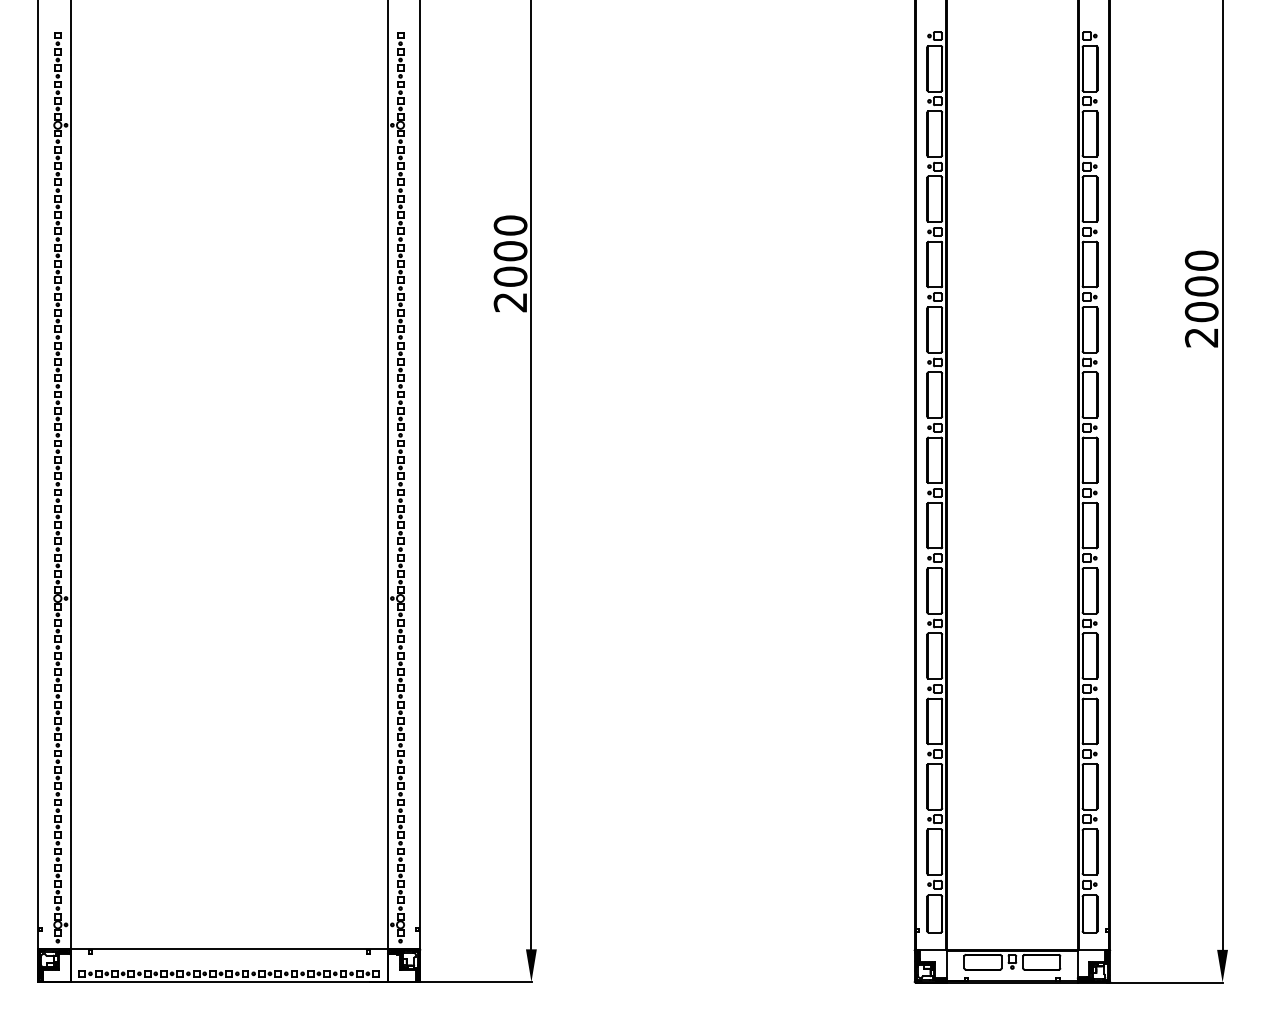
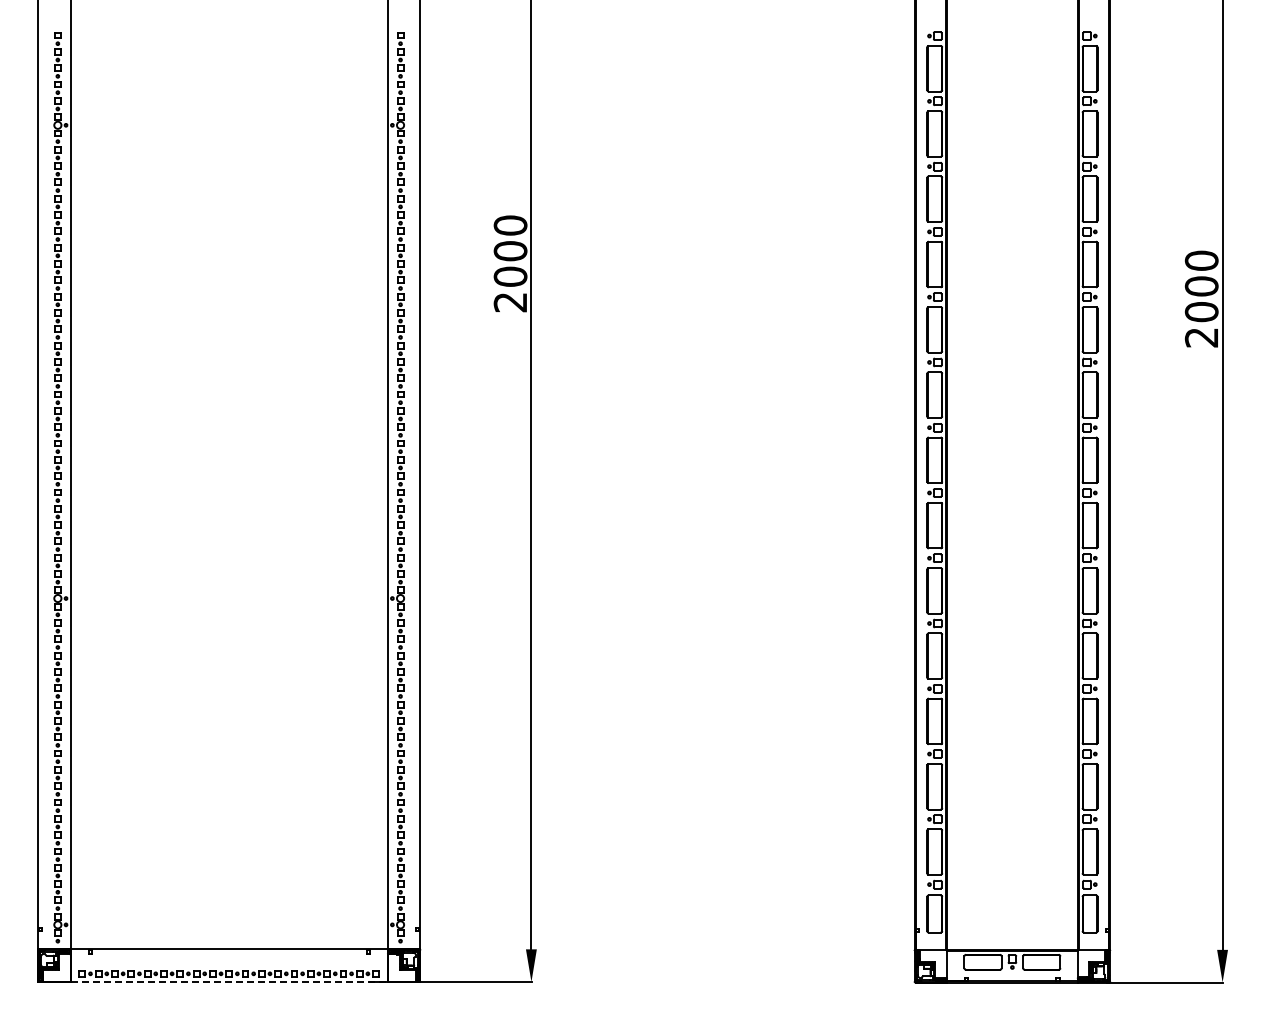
line: solid -> dashed (212, 982)
